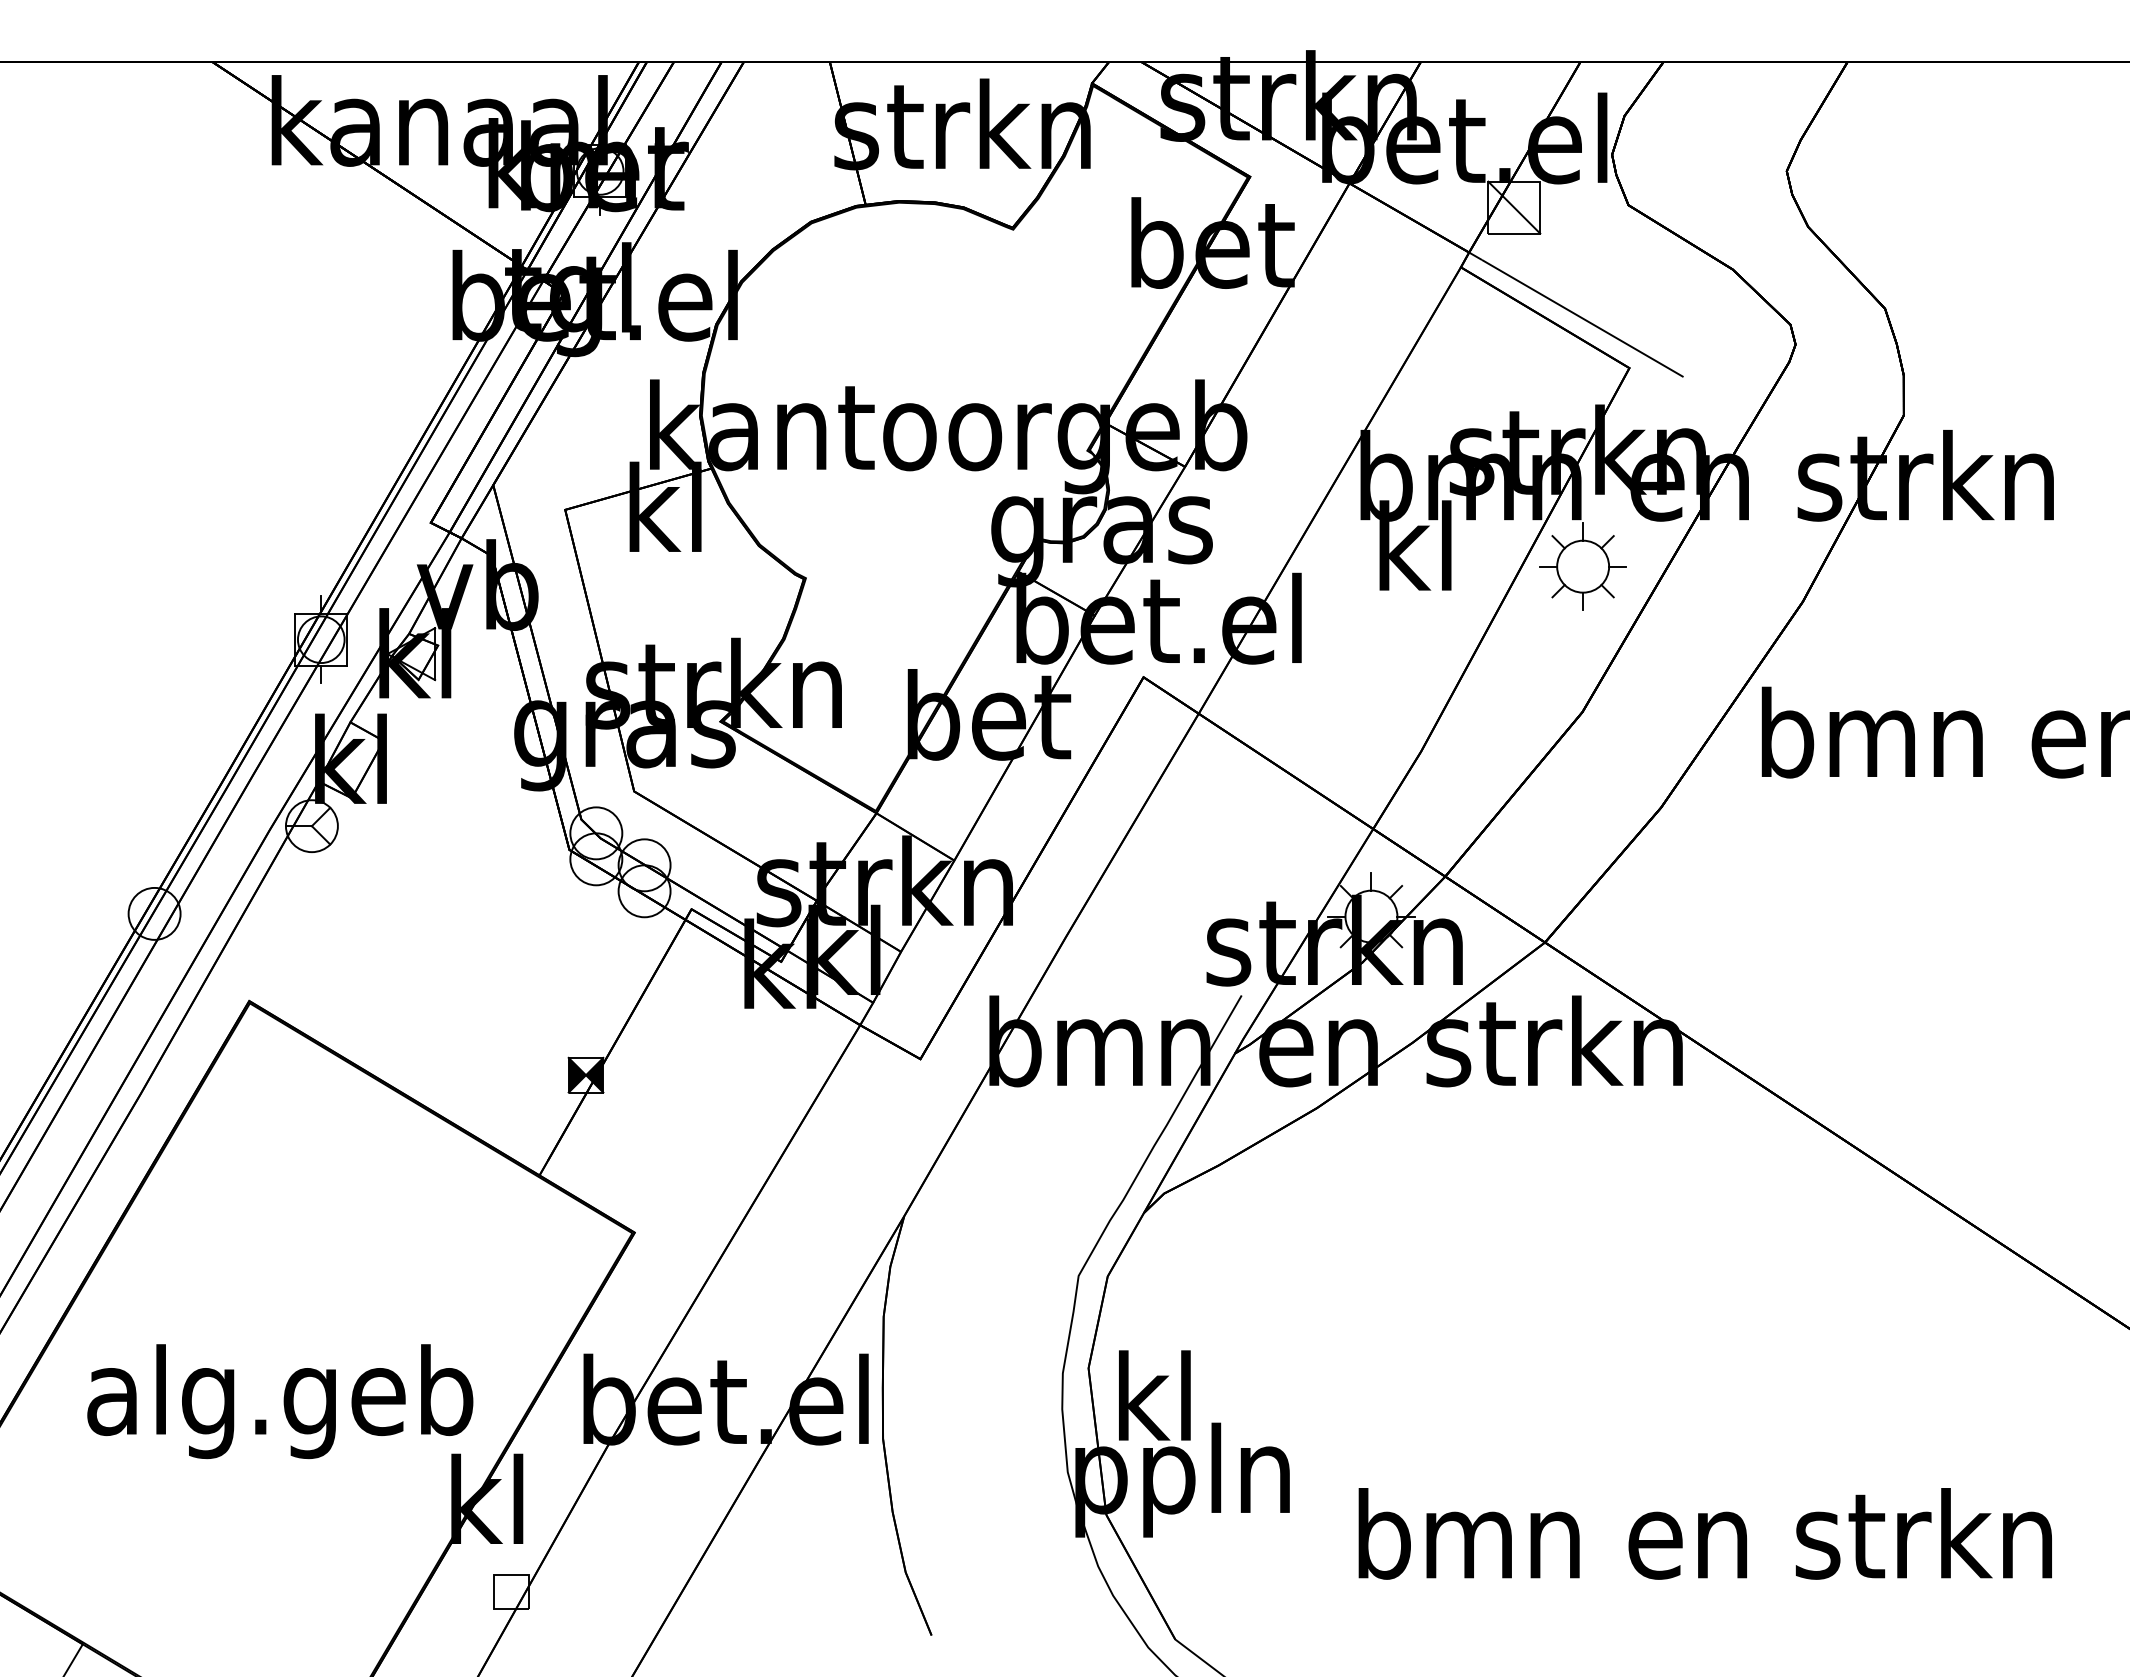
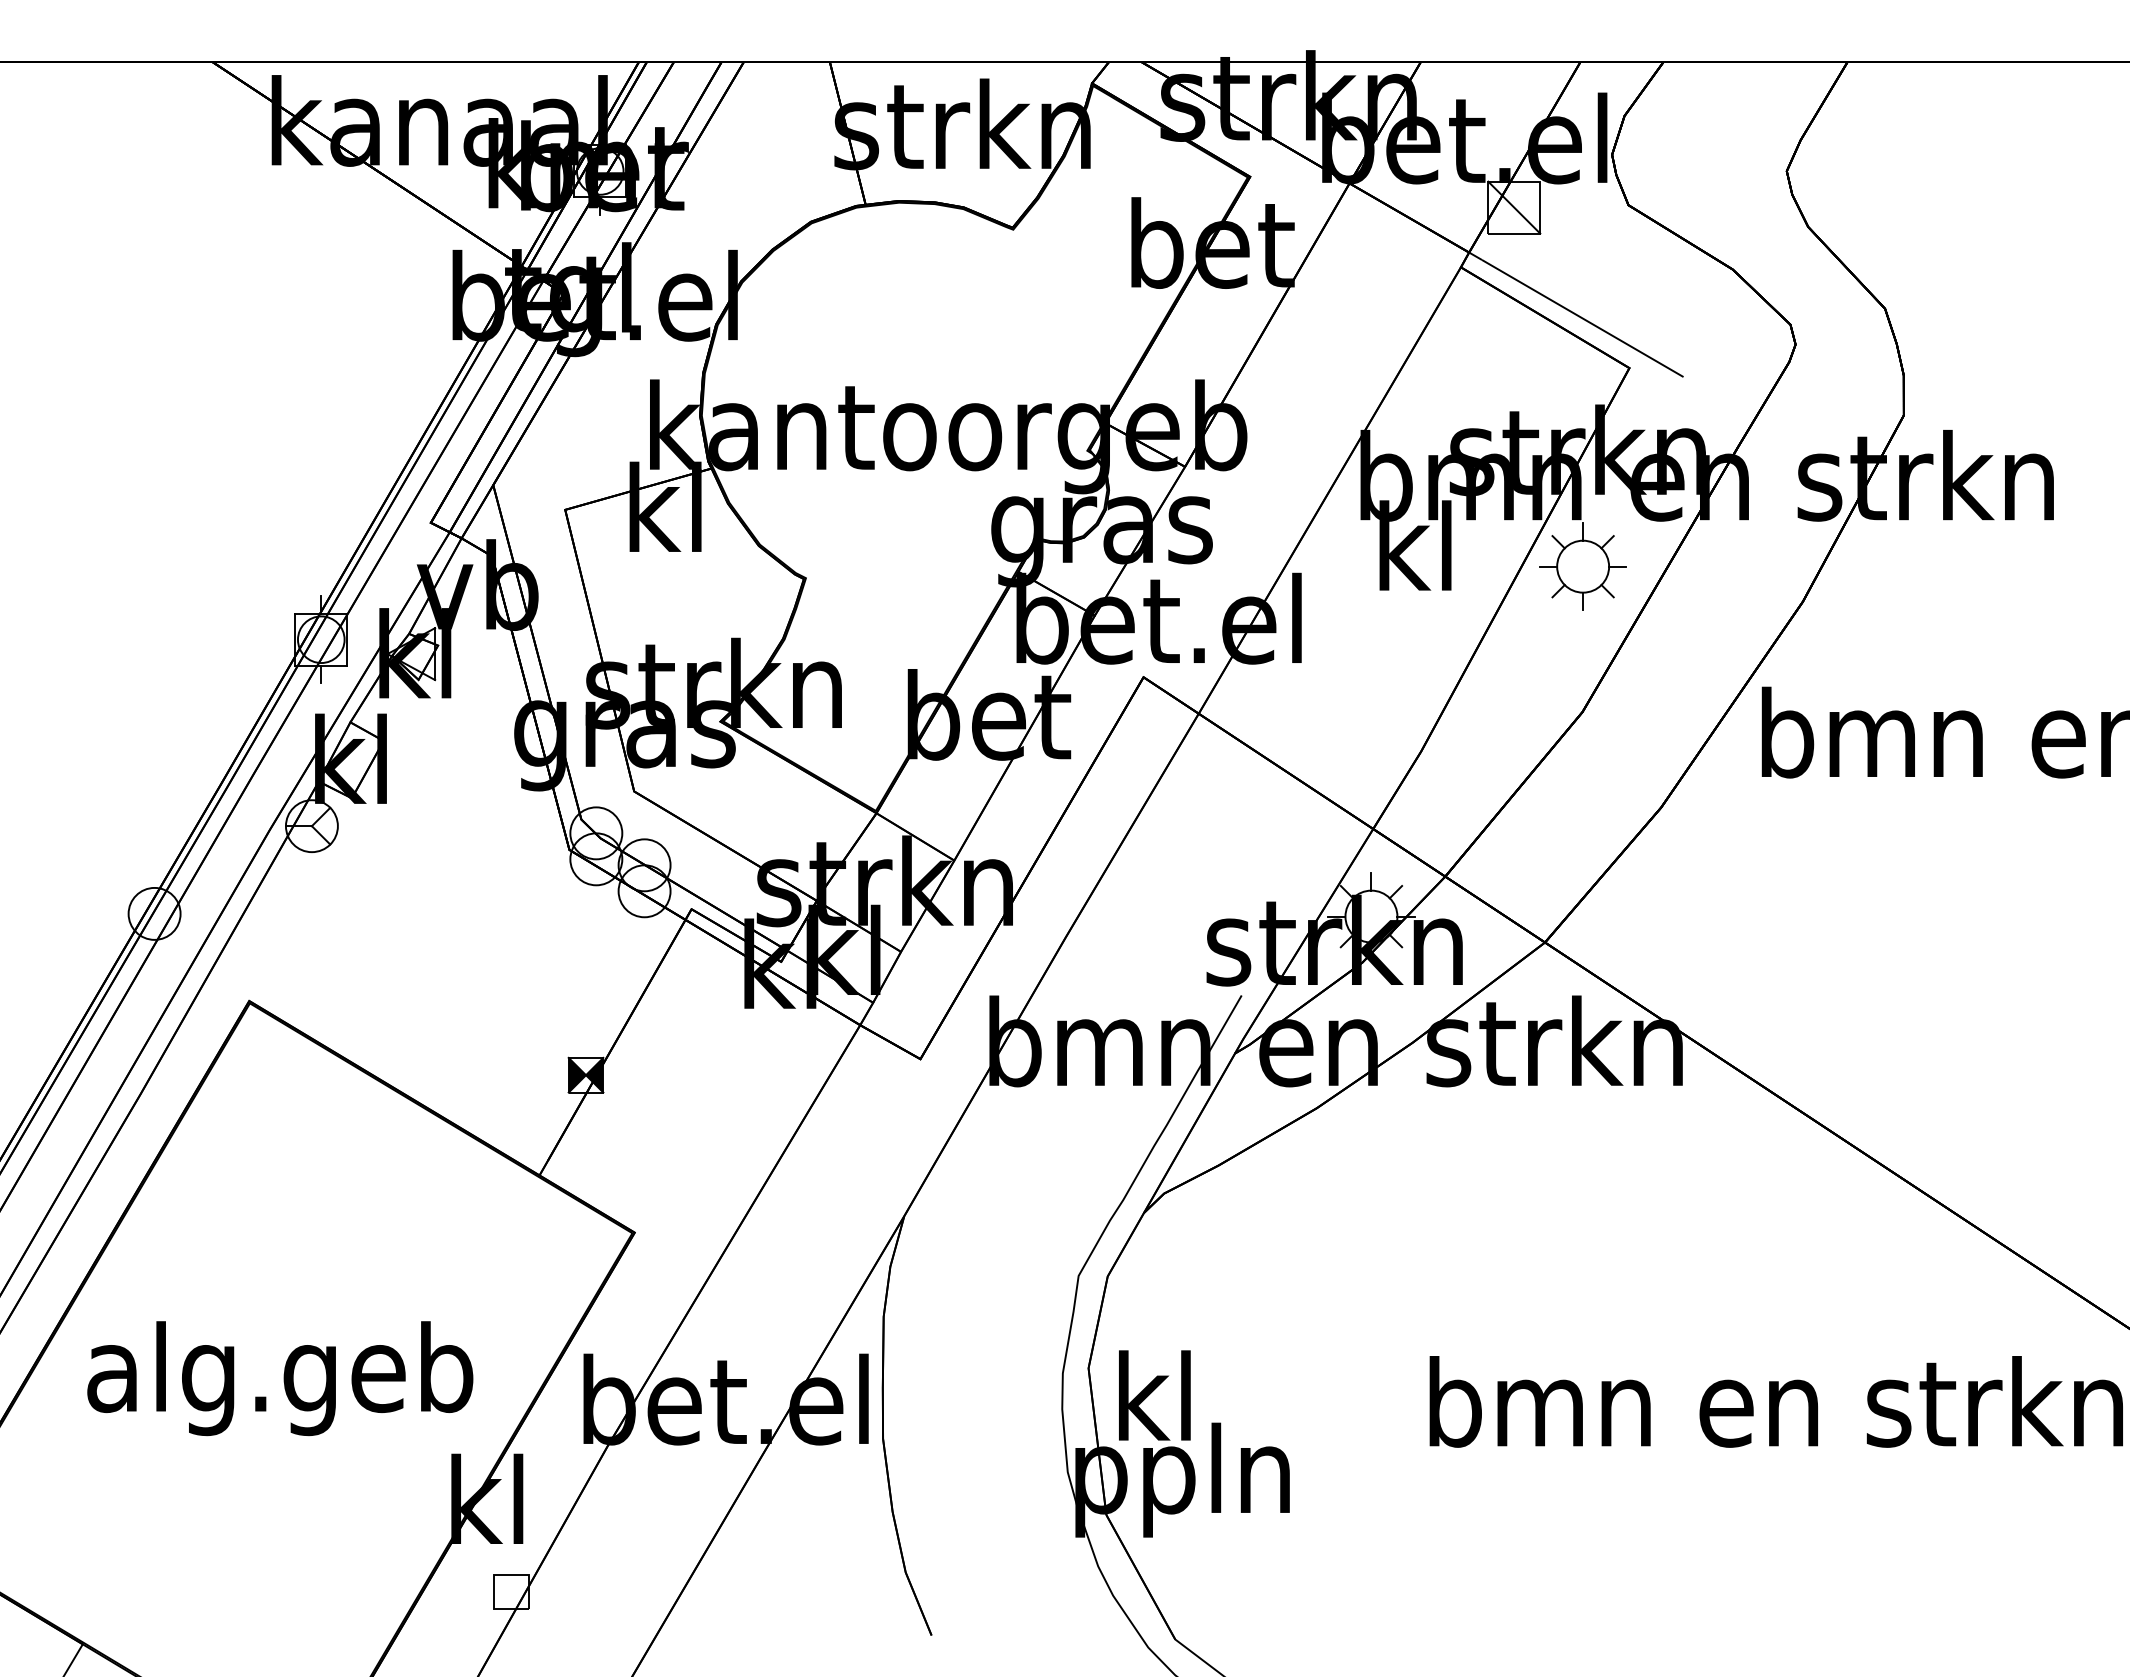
text position: (280, 1401) -> (280, 1378) (280, 1378)
text position: (1704, 1533) -> (1775, 1401) (1775, 1401)
